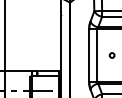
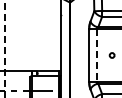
line: solid -> dashed (4, 48)
line: solid -> dashed (97, 55)
